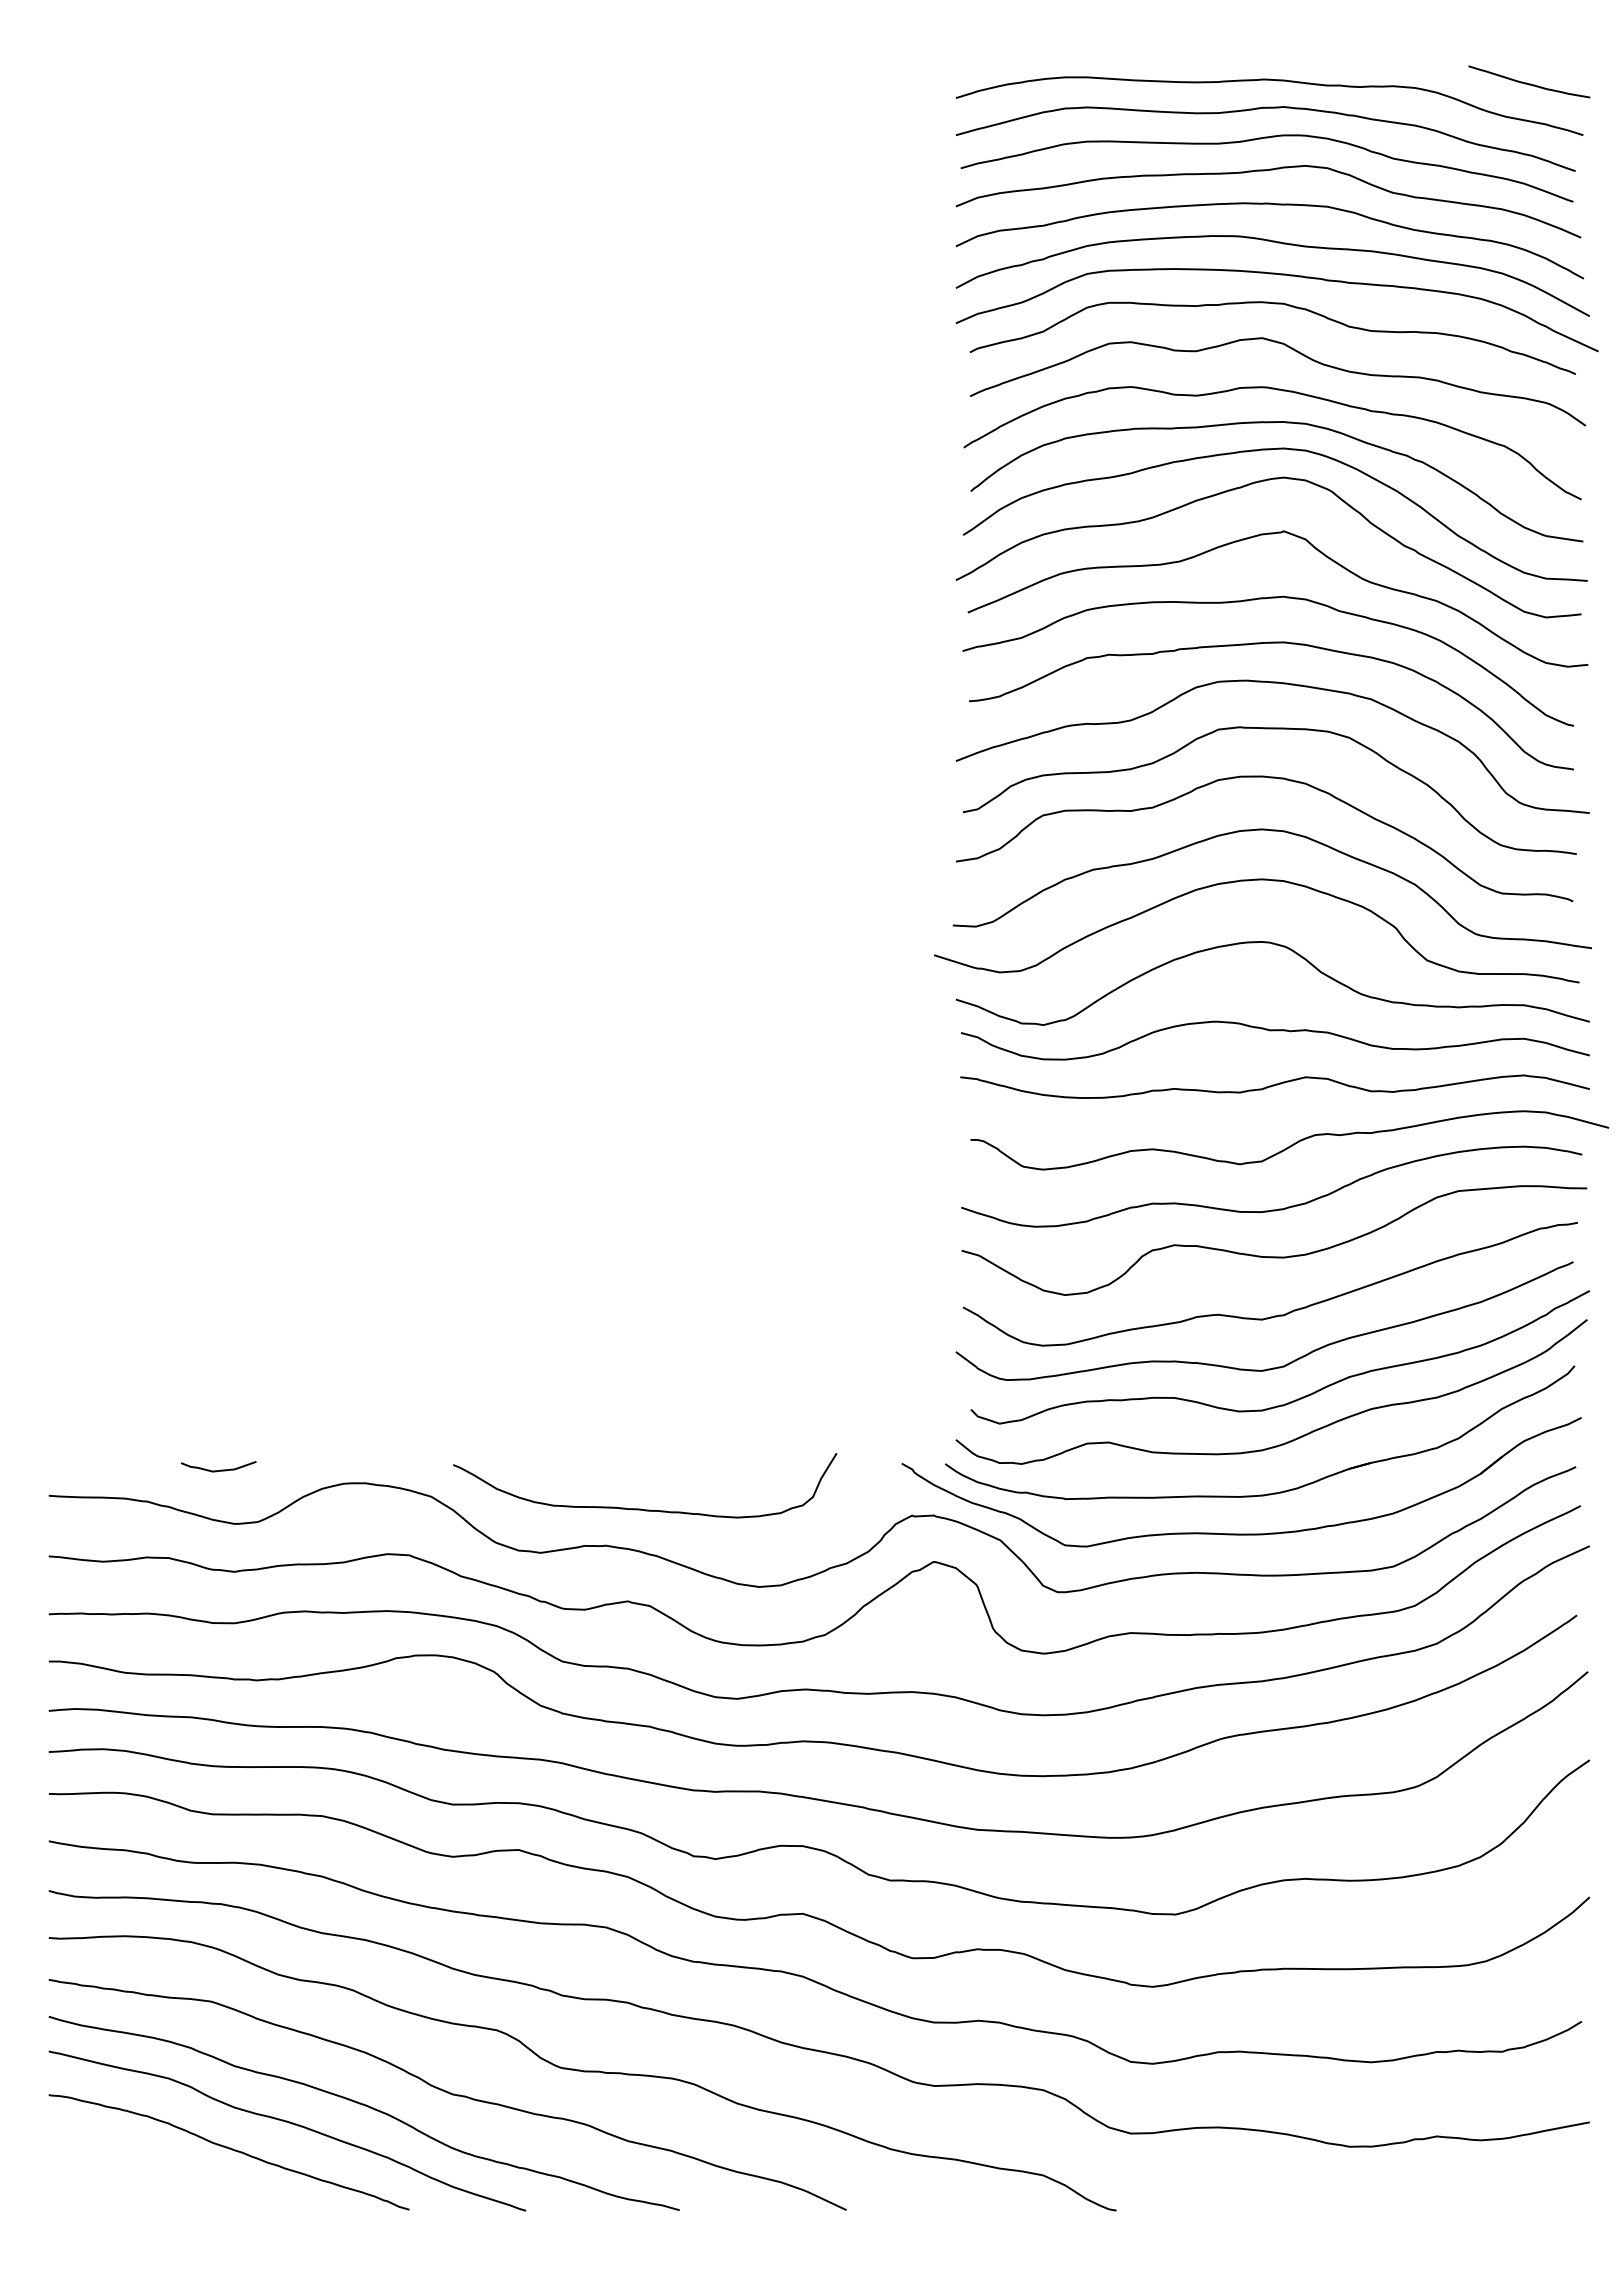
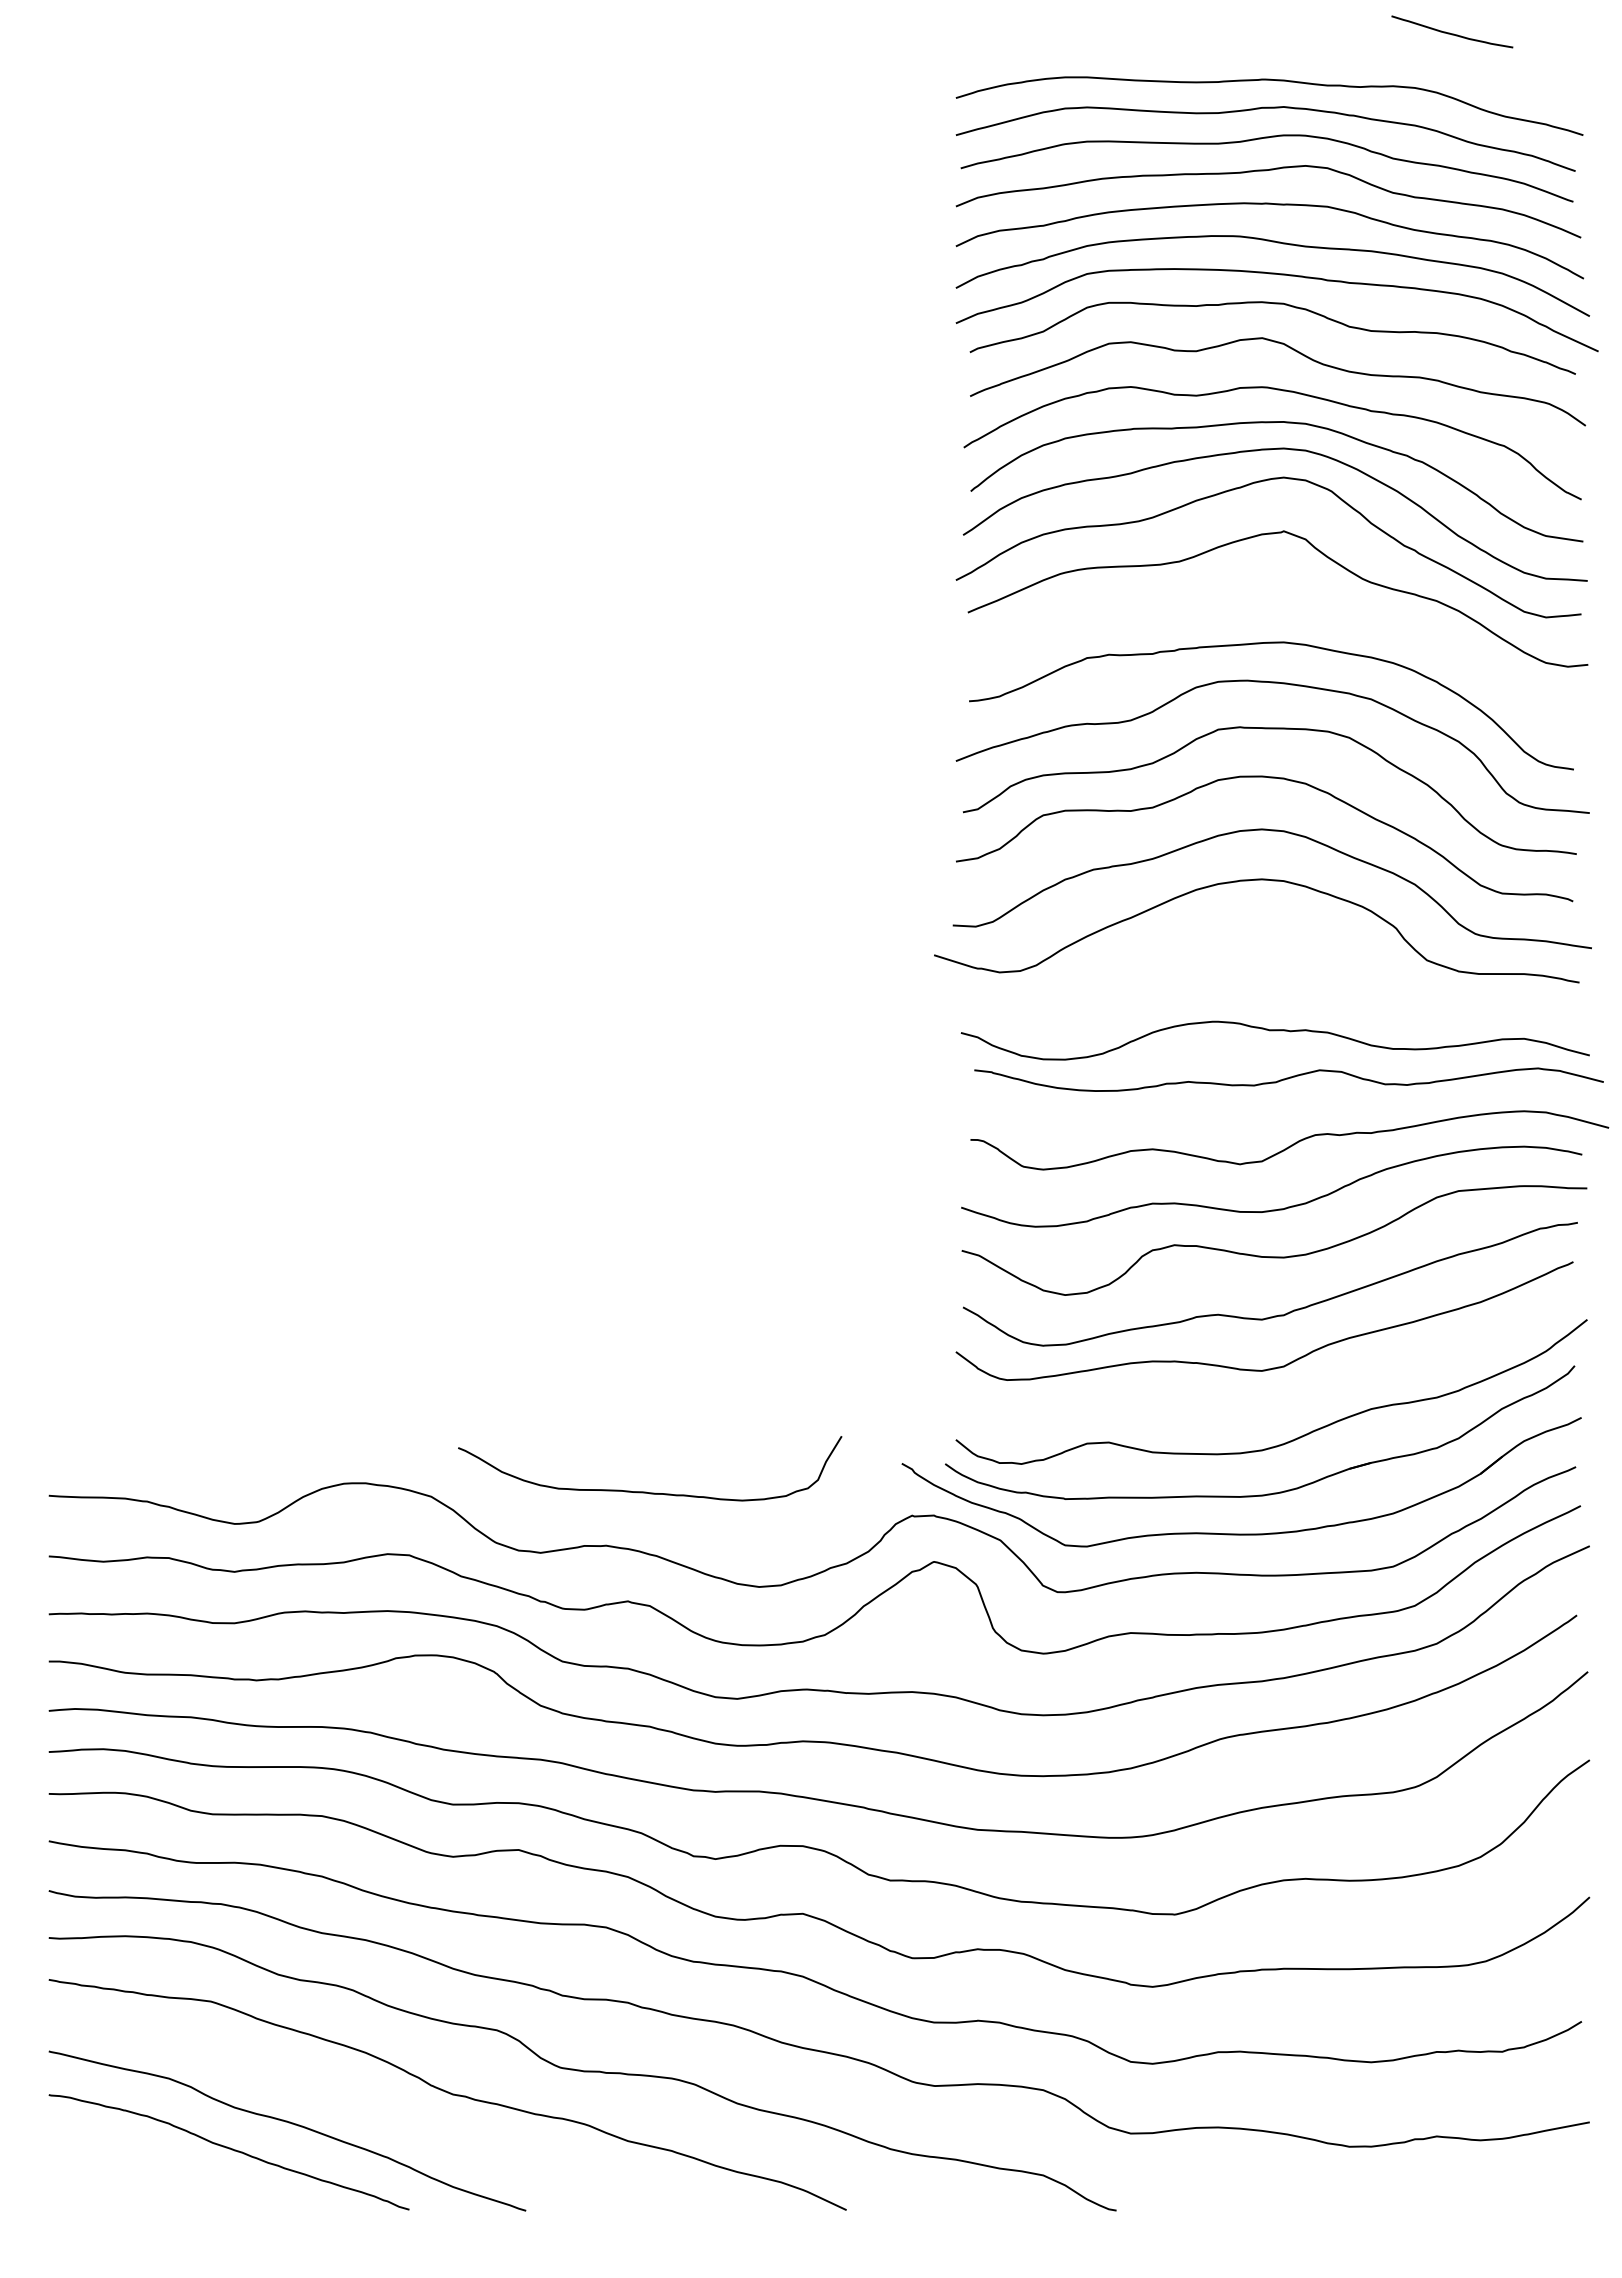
curve position: (1529, 83) -> (1452, 33) (1452, 33)
curve: present -> none (1265, 599)
curve: present -> none (1293, 952)
curve position: (1274, 1086) -> (1288, 1079) (1288, 1079)
curve: present -> none (1292, 1400)
curve: present -> none (220, 1469)
curve position: (641, 1508) -> (646, 1491) (646, 1491)
curve: present -> none (365, 2106)
